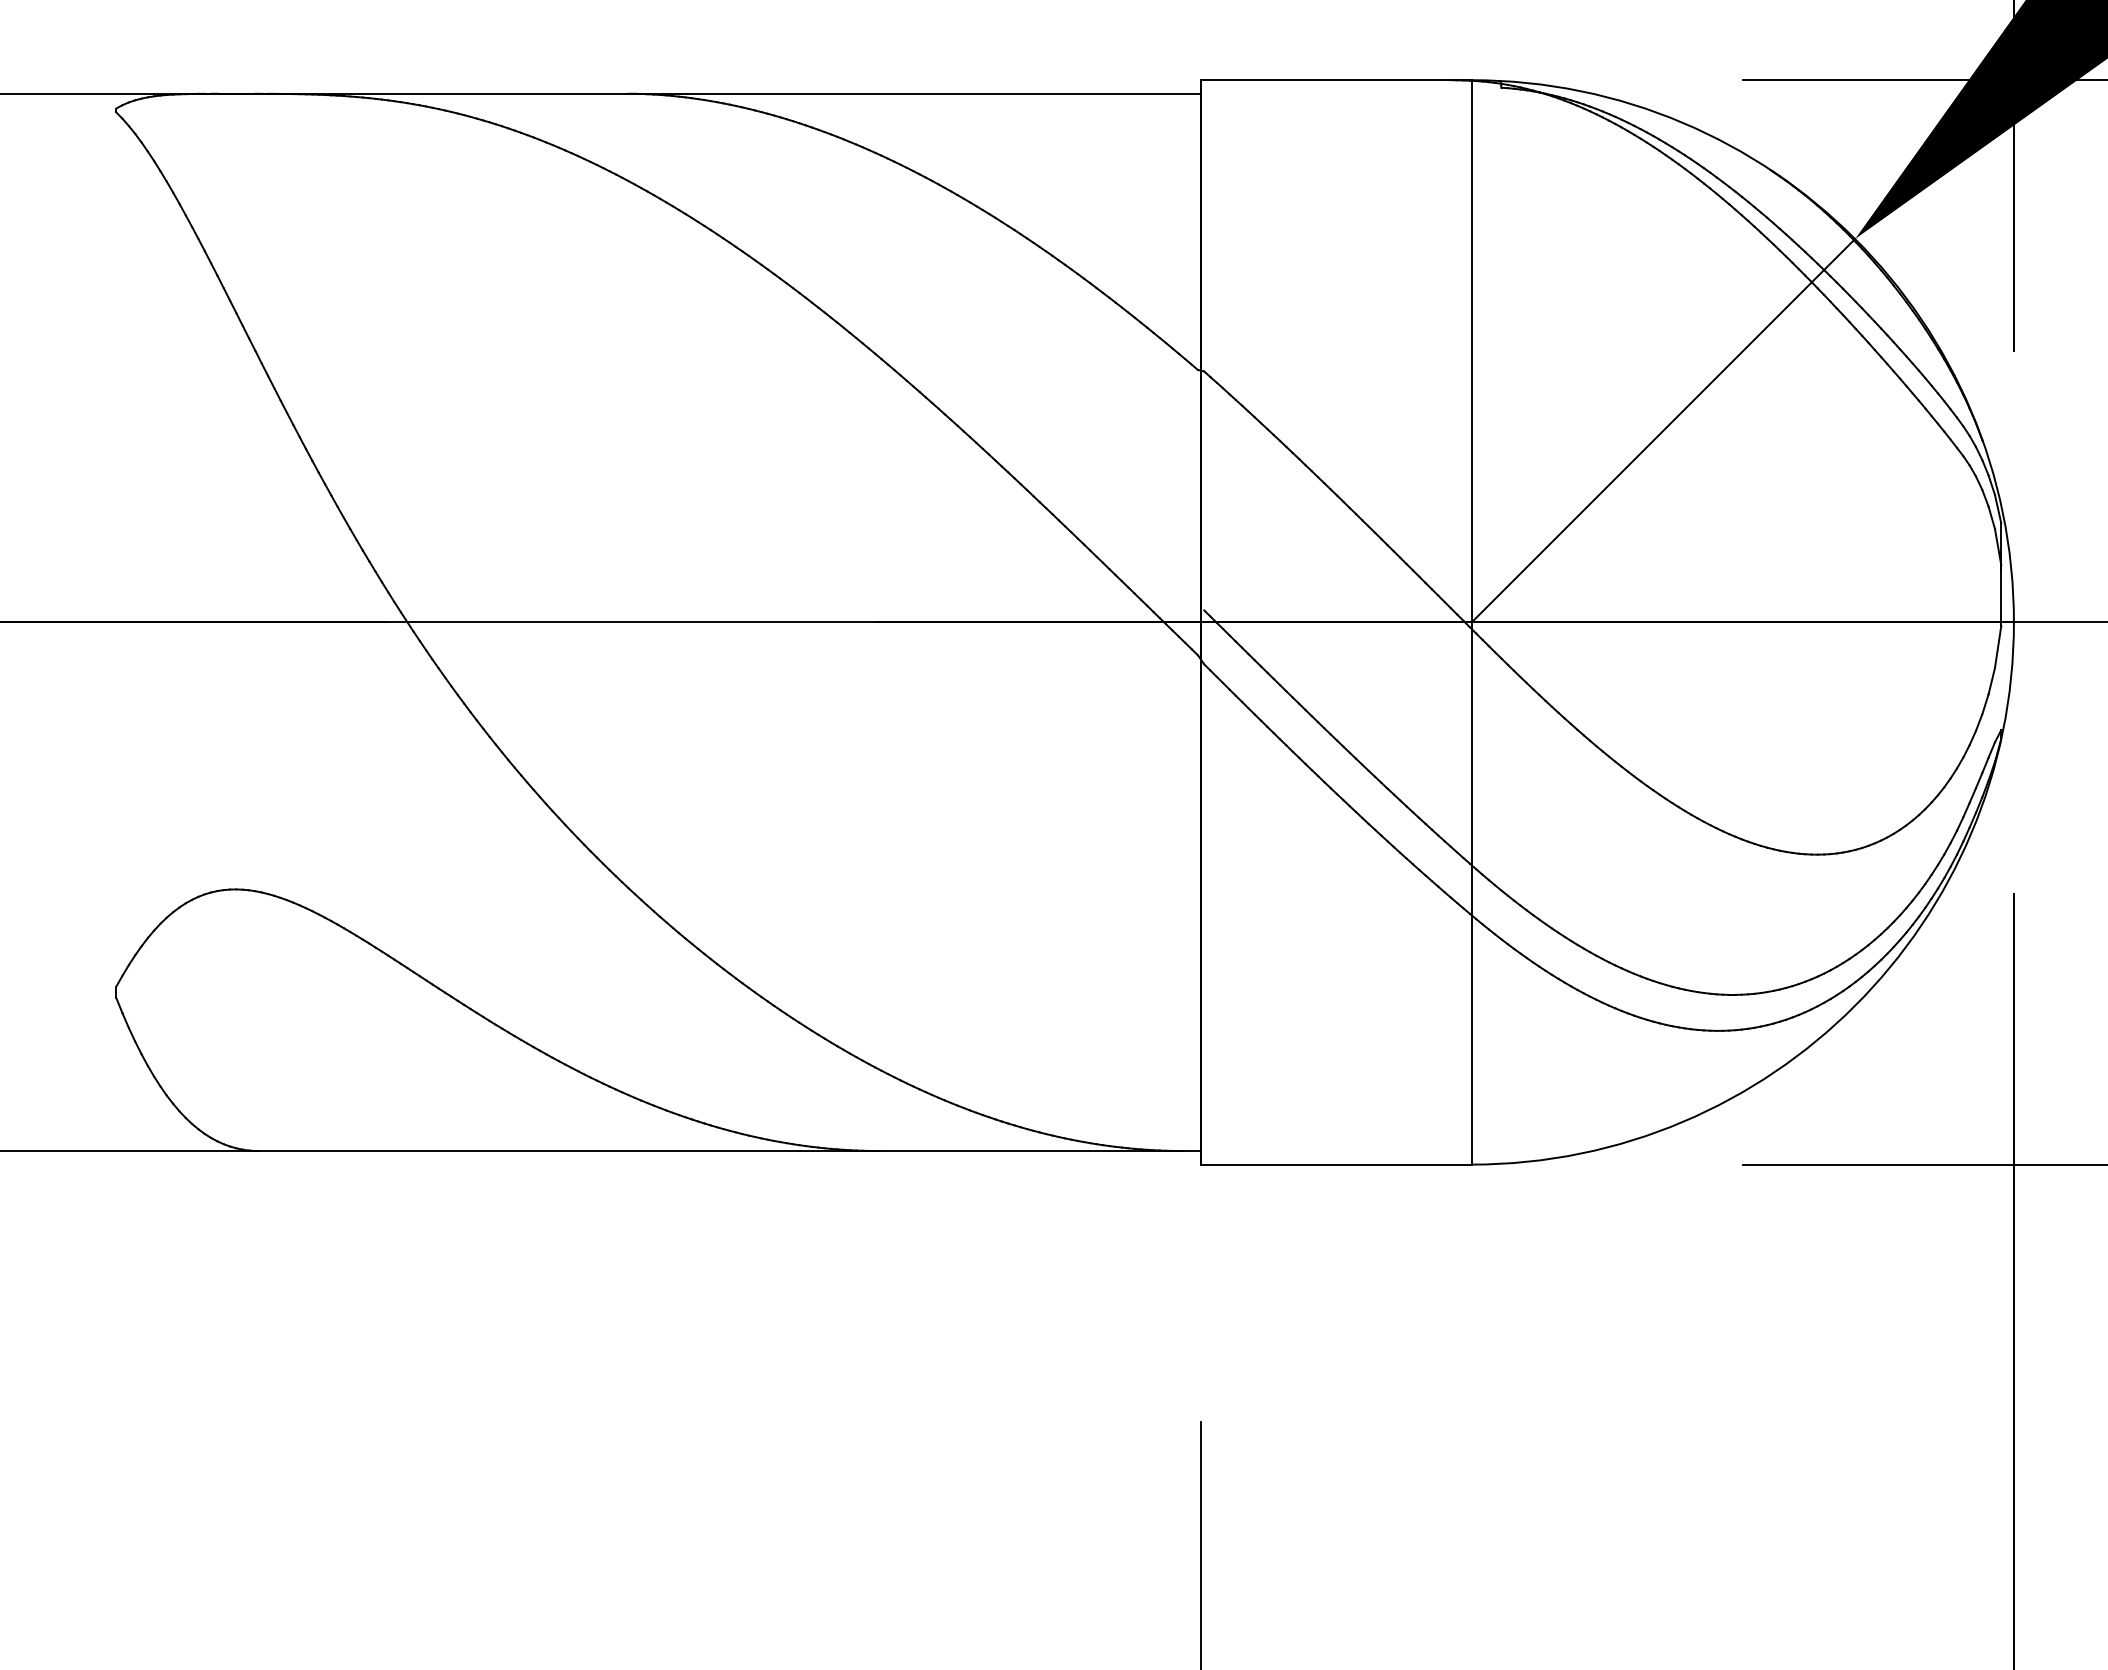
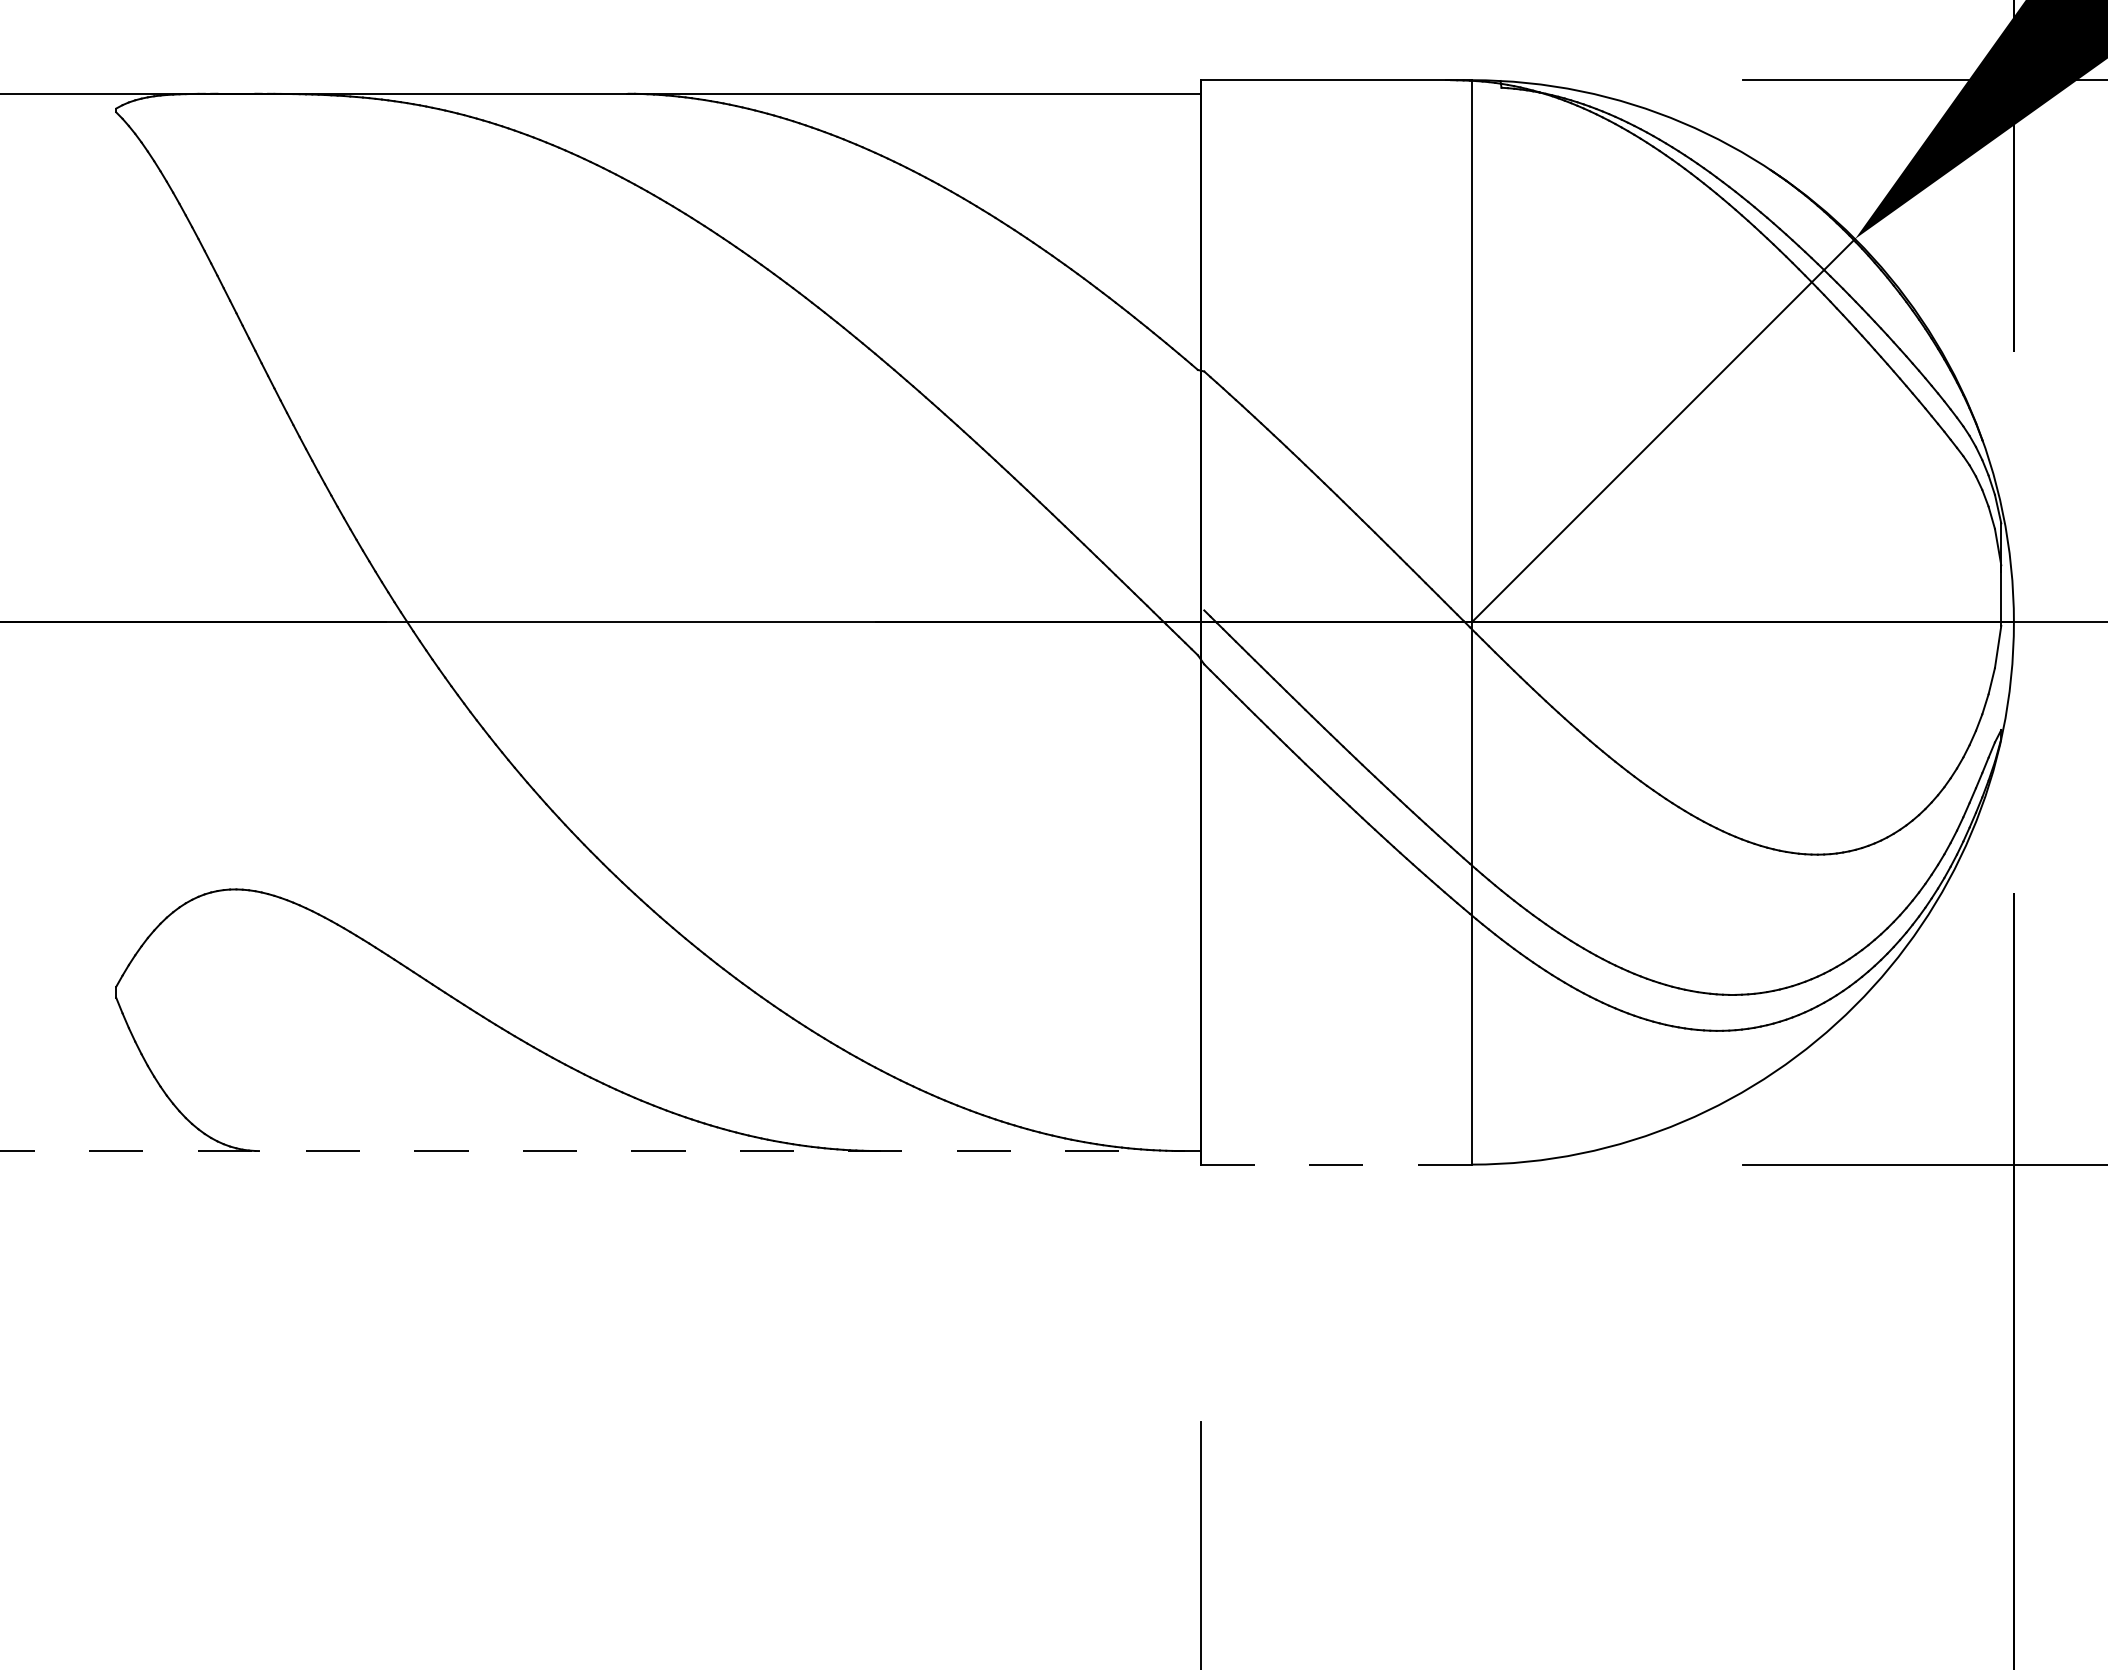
line: solid -> dashed (600, 1151)
line: solid -> dashed (1336, 1164)
